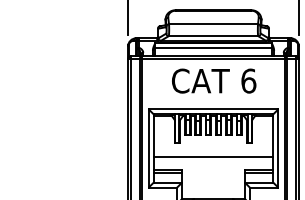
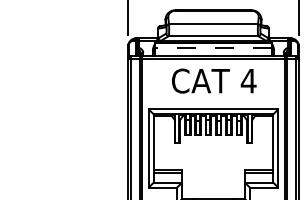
line: solid -> dashed (213, 48)
text: 6 -> 4 (248, 80)
line: present -> none (213, 156)
